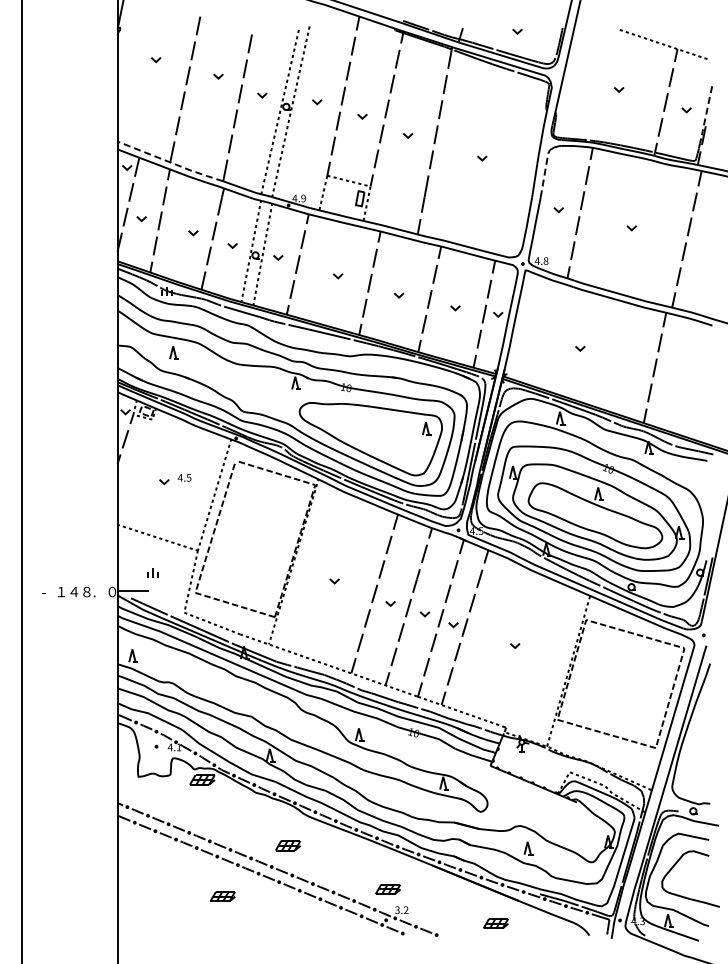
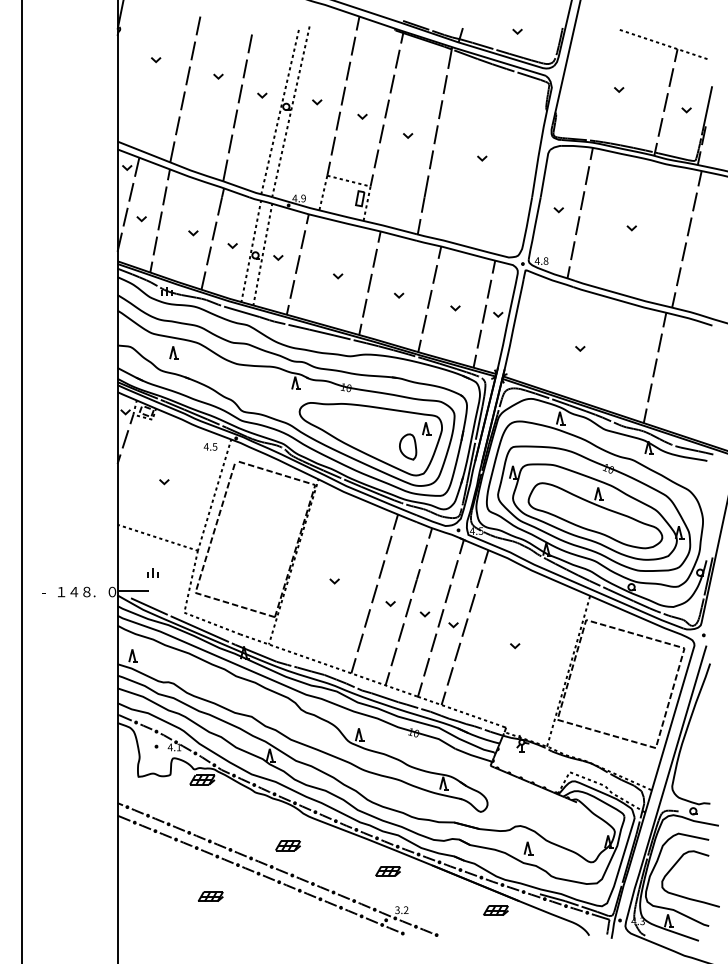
line: dashed -> solid (707, 108)
line: dashed -> solid (171, 162)
line: dashed -> solid (545, 171)
part: none -> present (408, 446)
text position: (184, 477) -> (210, 446) (210, 446)
part position: (387, 889) -> (387, 871) (387, 871)
part position: (222, 896) -> (210, 896) (210, 896)
part position: (495, 923) -> (495, 910) (495, 910)
